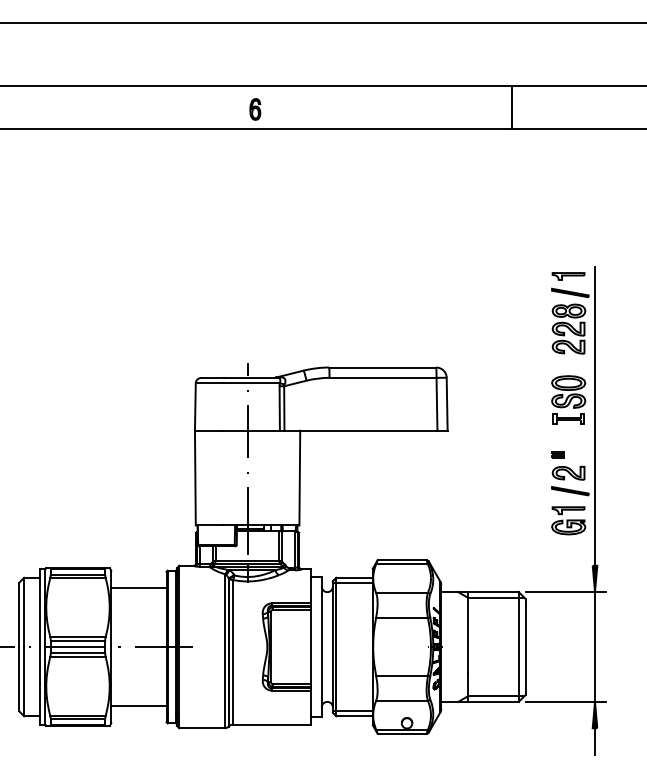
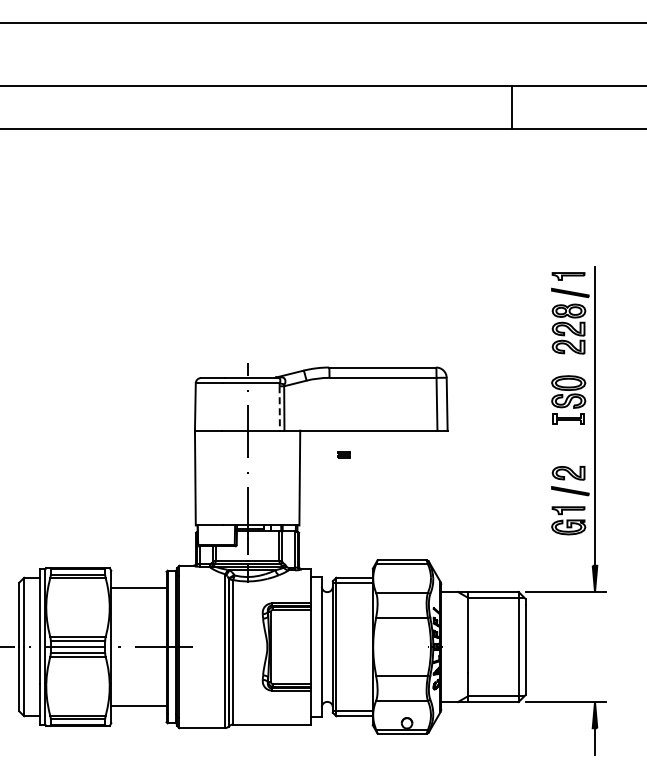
part: present -> none (255, 109)
line: solid -> dashed (279, 408)
part position: (557, 454) -> (343, 454) (343, 454)
line: present -> none (595, 647)
